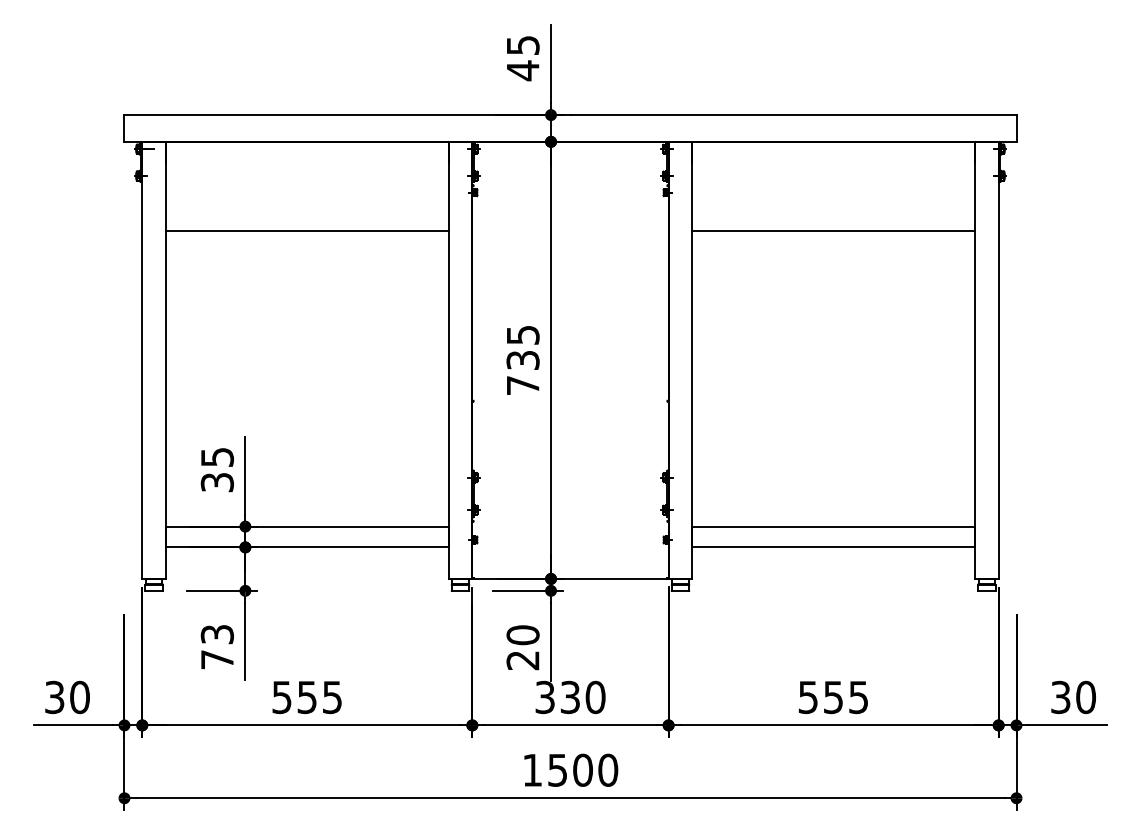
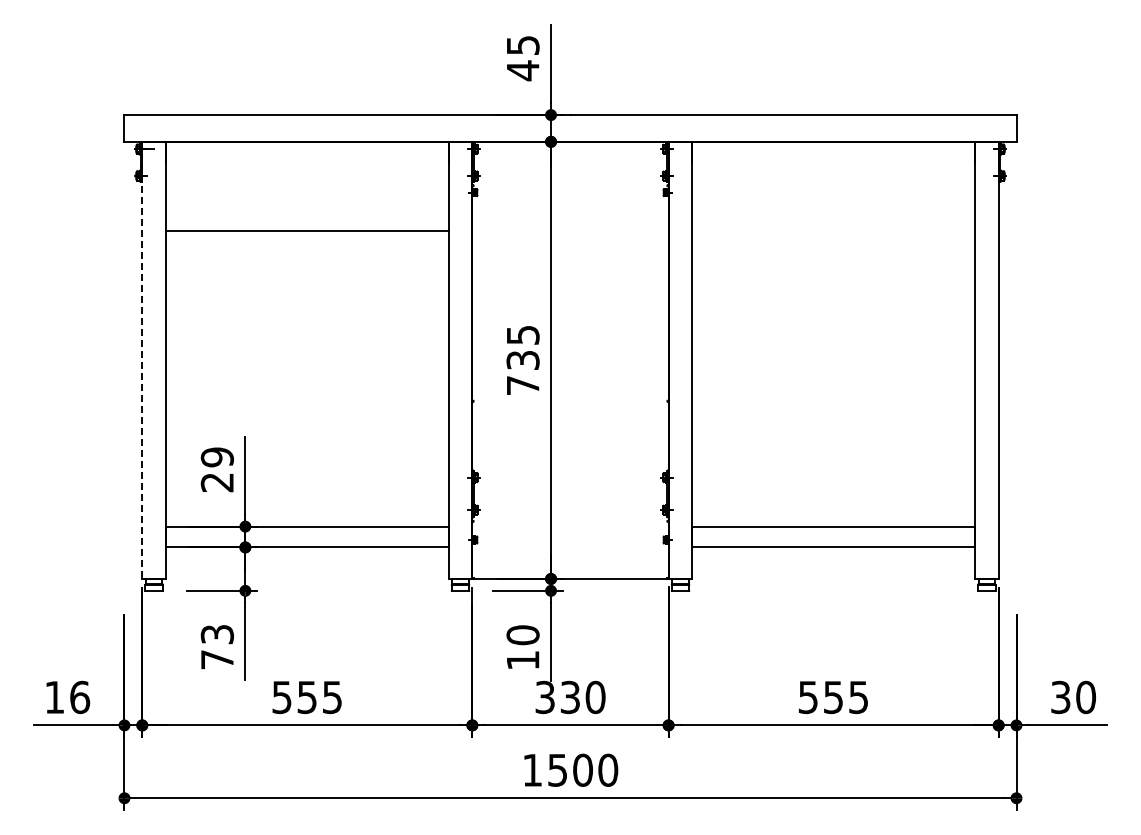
line: present -> none (833, 231)
line: solid -> dashed (142, 360)
text: 35 -> 29 (217, 469)
text: 20 -> 10 (522, 660)
text: 30 -> 16 (67, 697)
